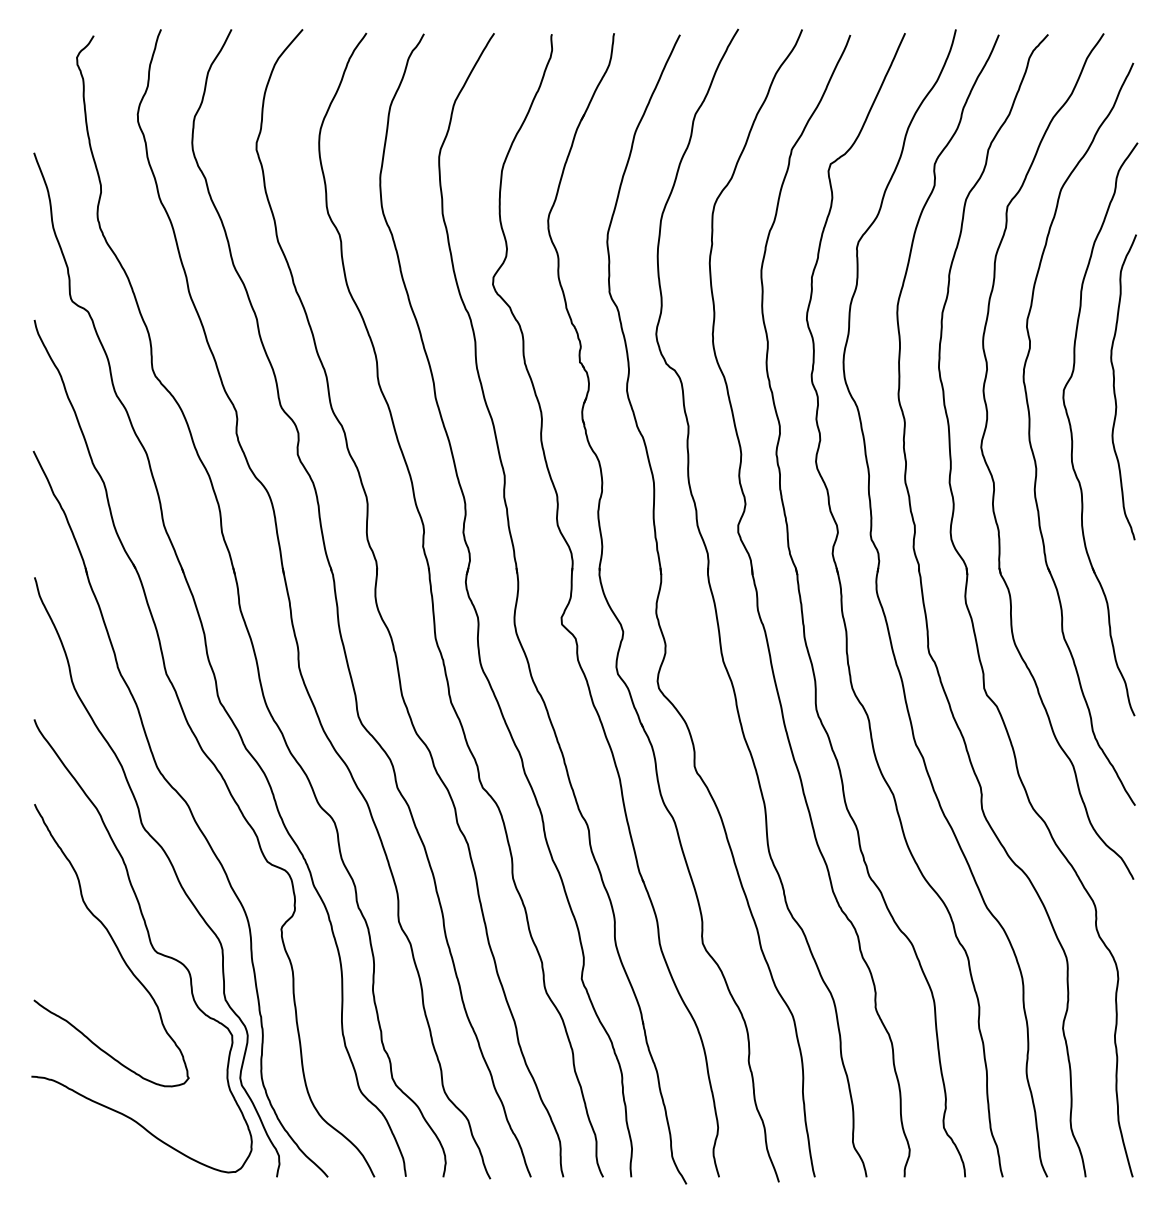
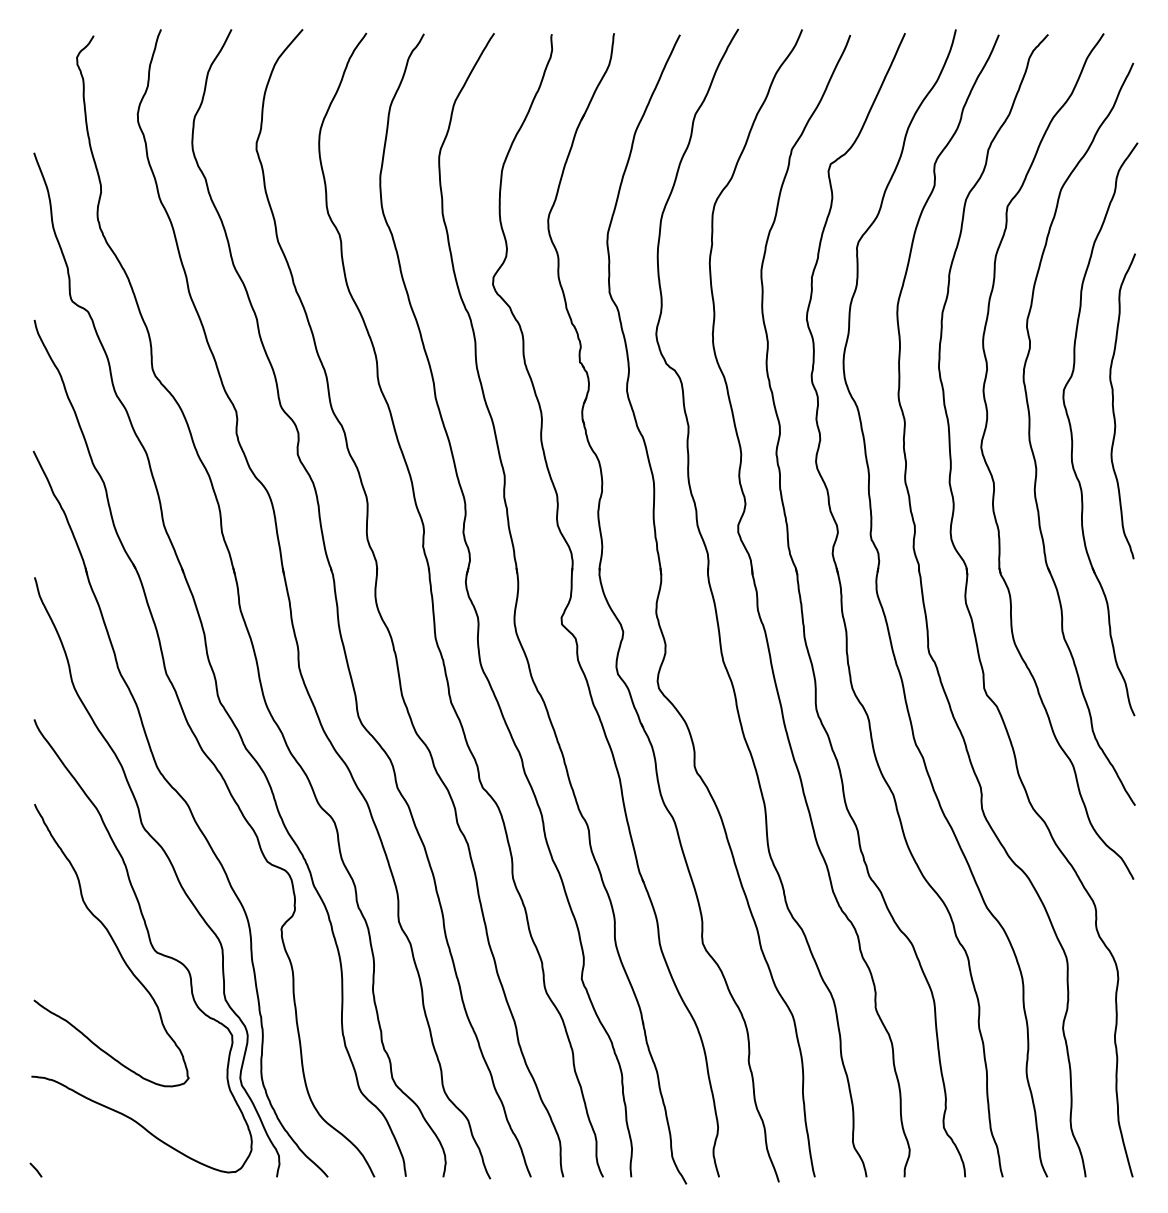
curve position: (1115, 389) -> (1114, 408) (1114, 408)
line: none -> present (35, 1169)
